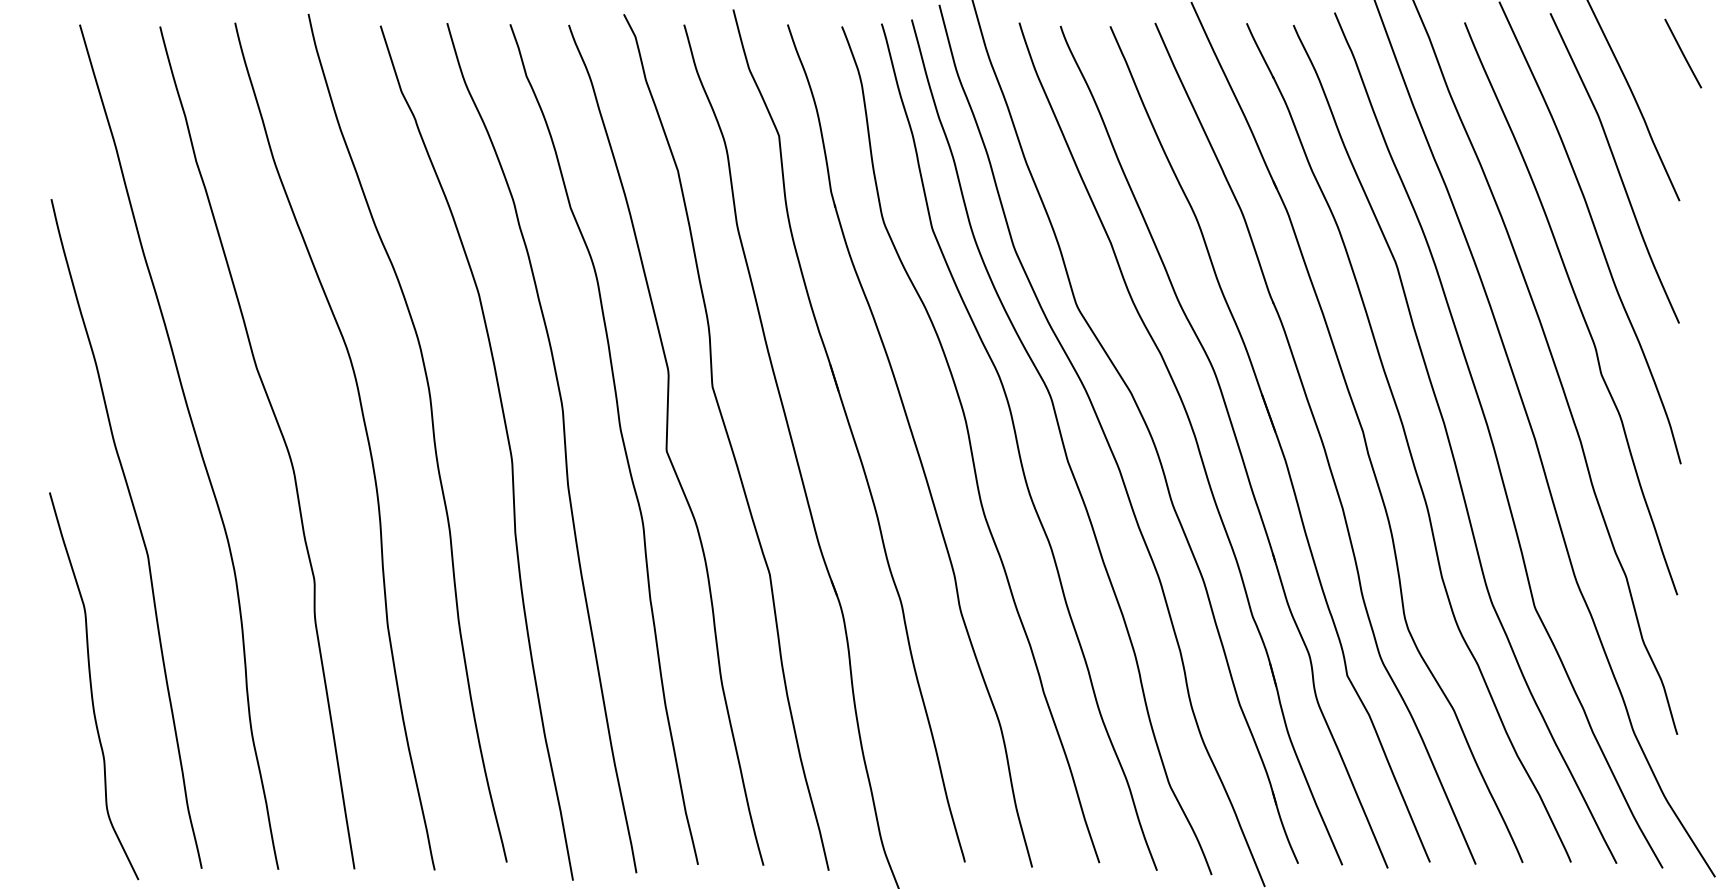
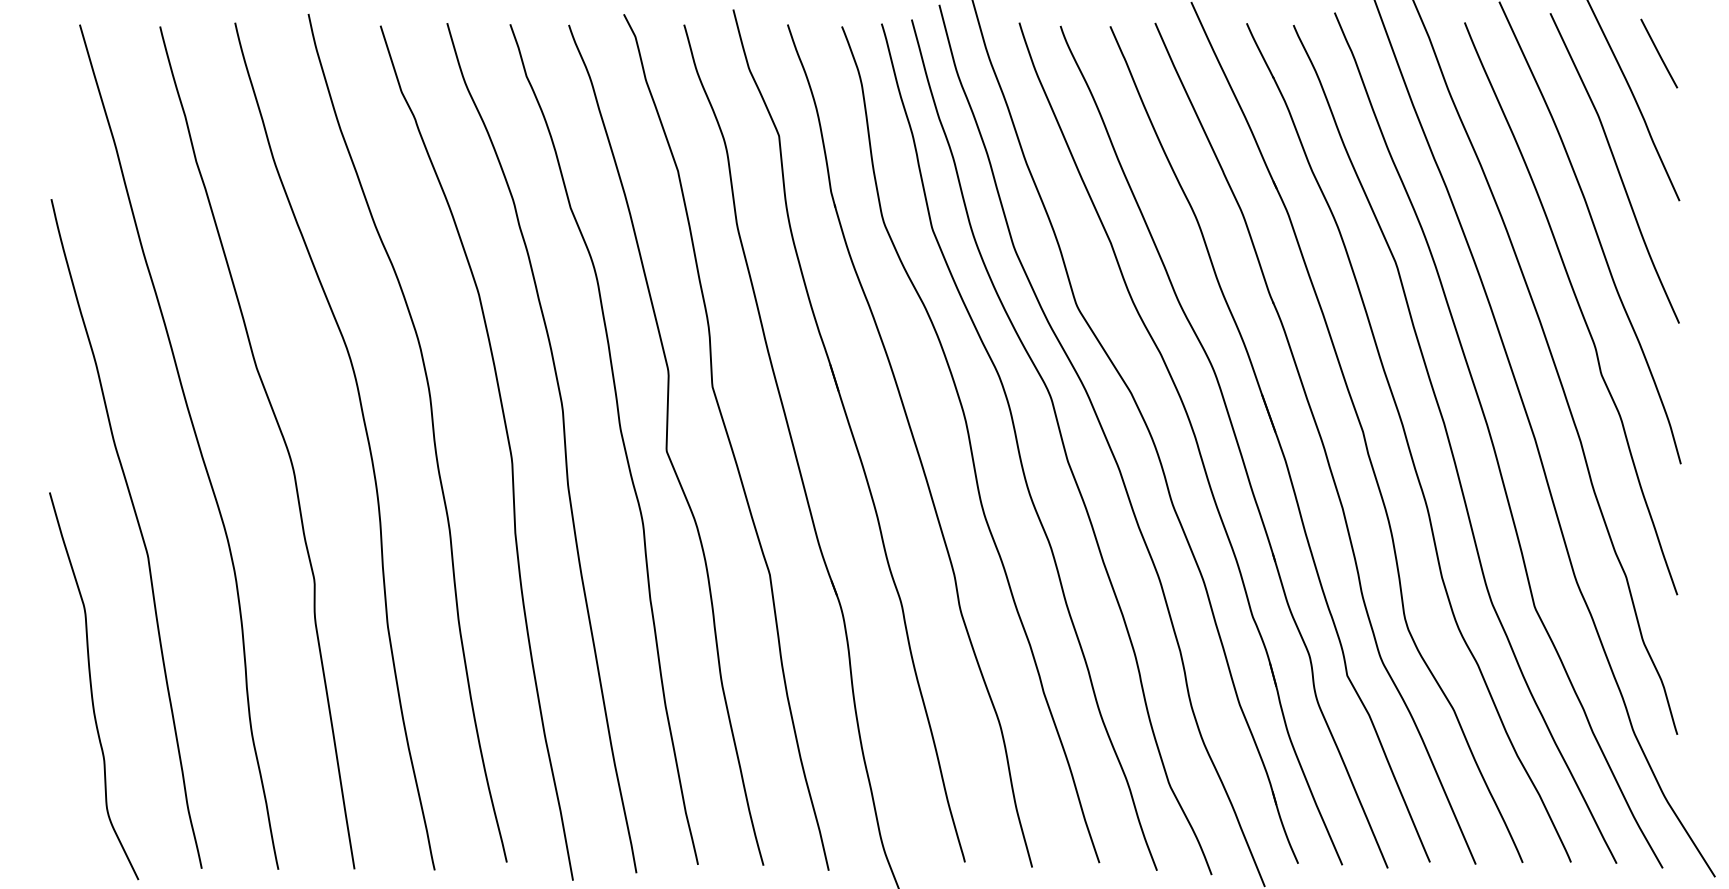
line position: (1683, 53) -> (1659, 53) (1659, 53)
